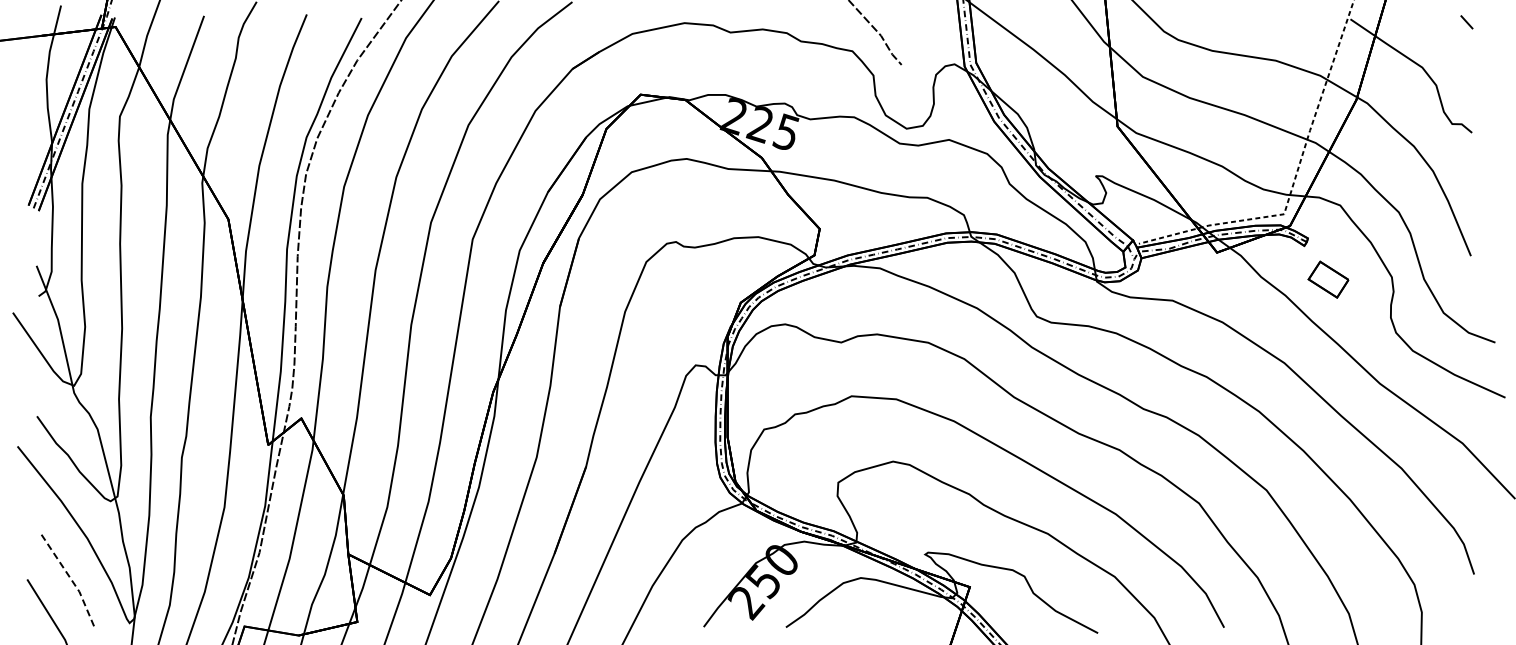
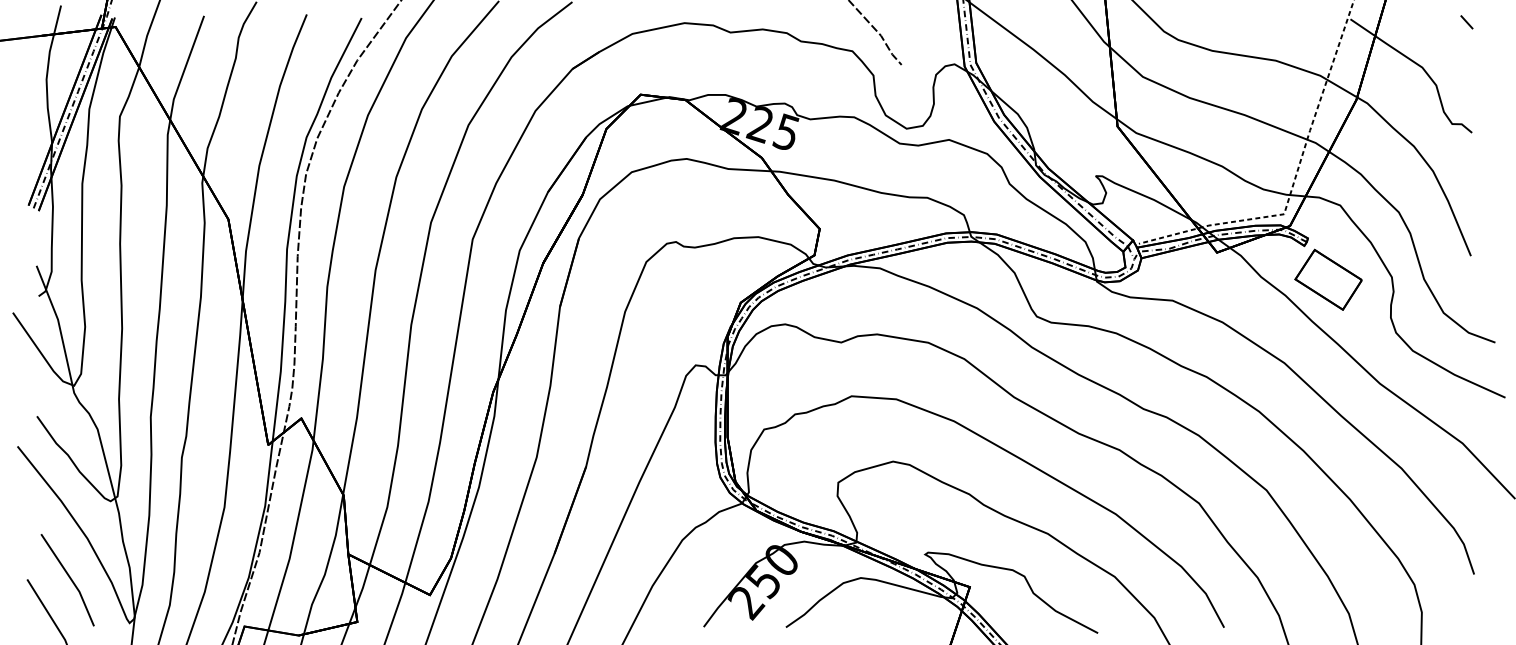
part size: 43x39 px -> 69x63 px (1328, 279)
line: dashed -> solid (70, 578)
